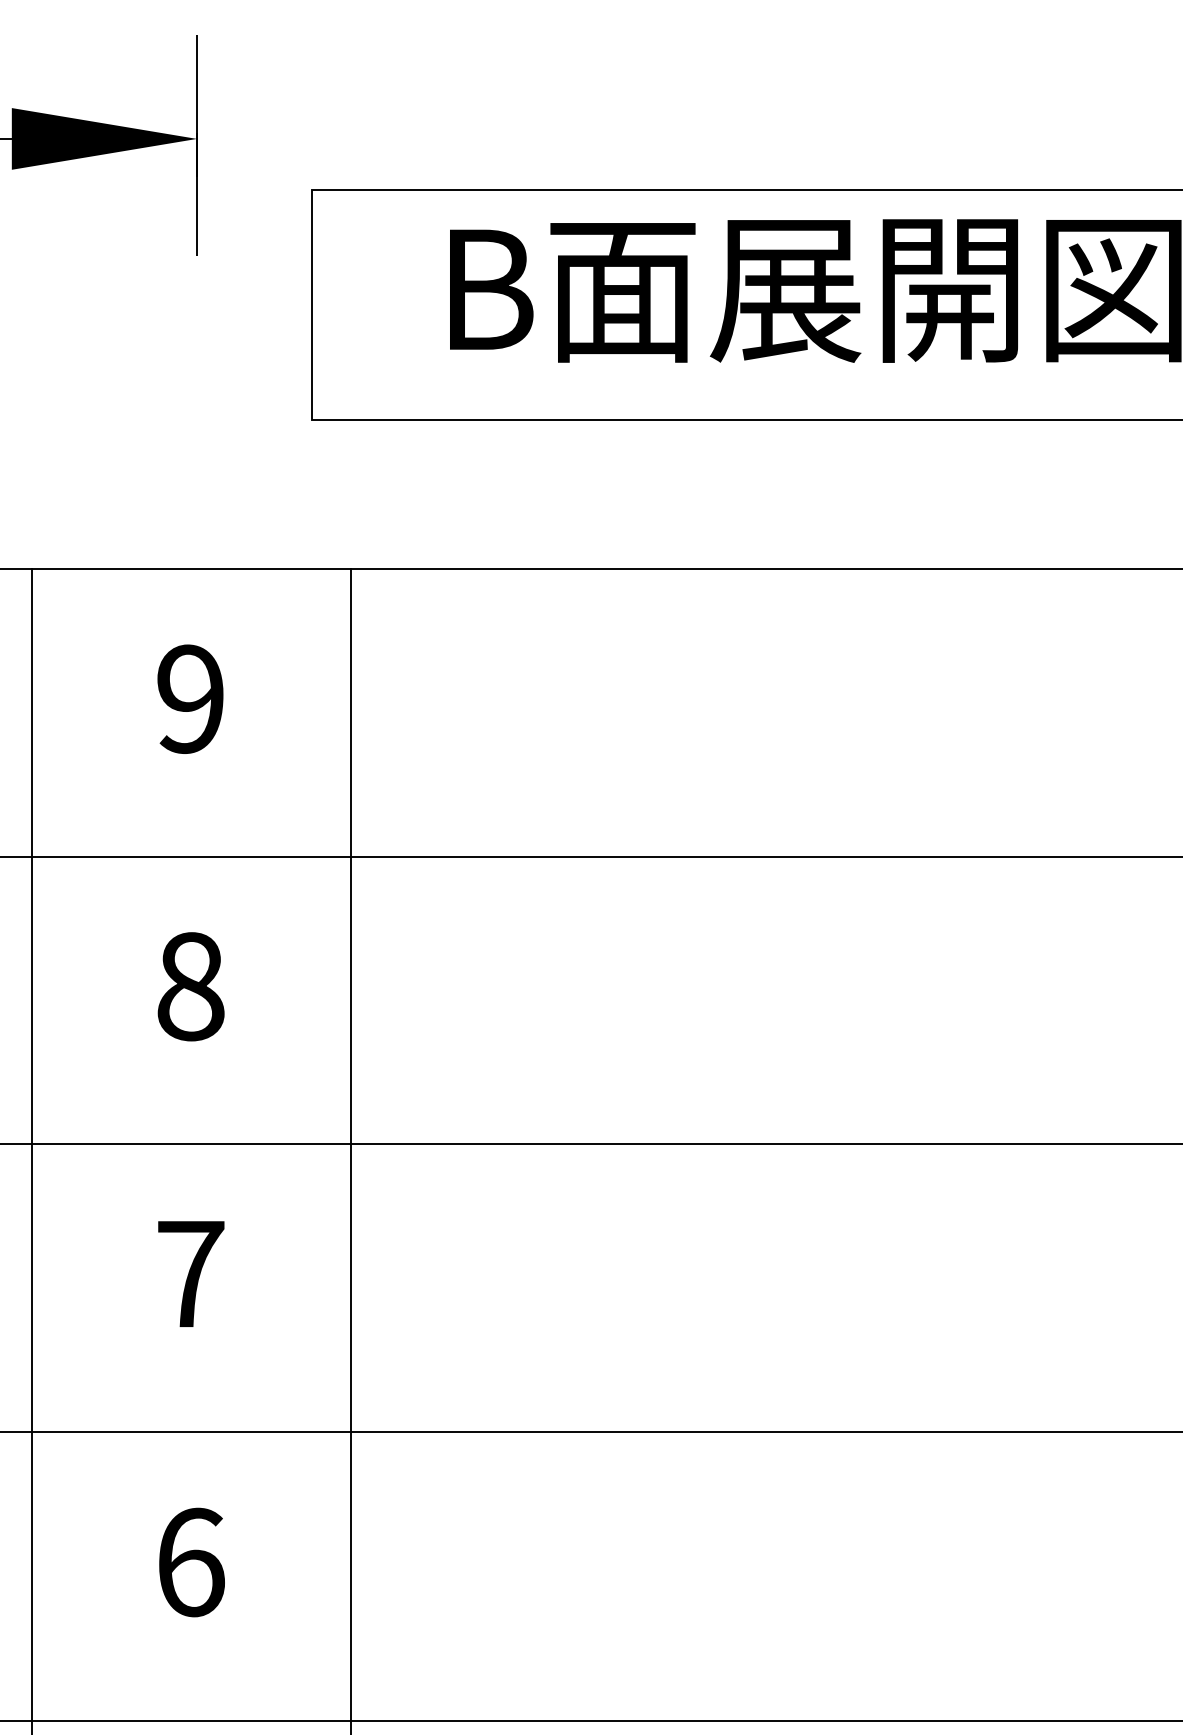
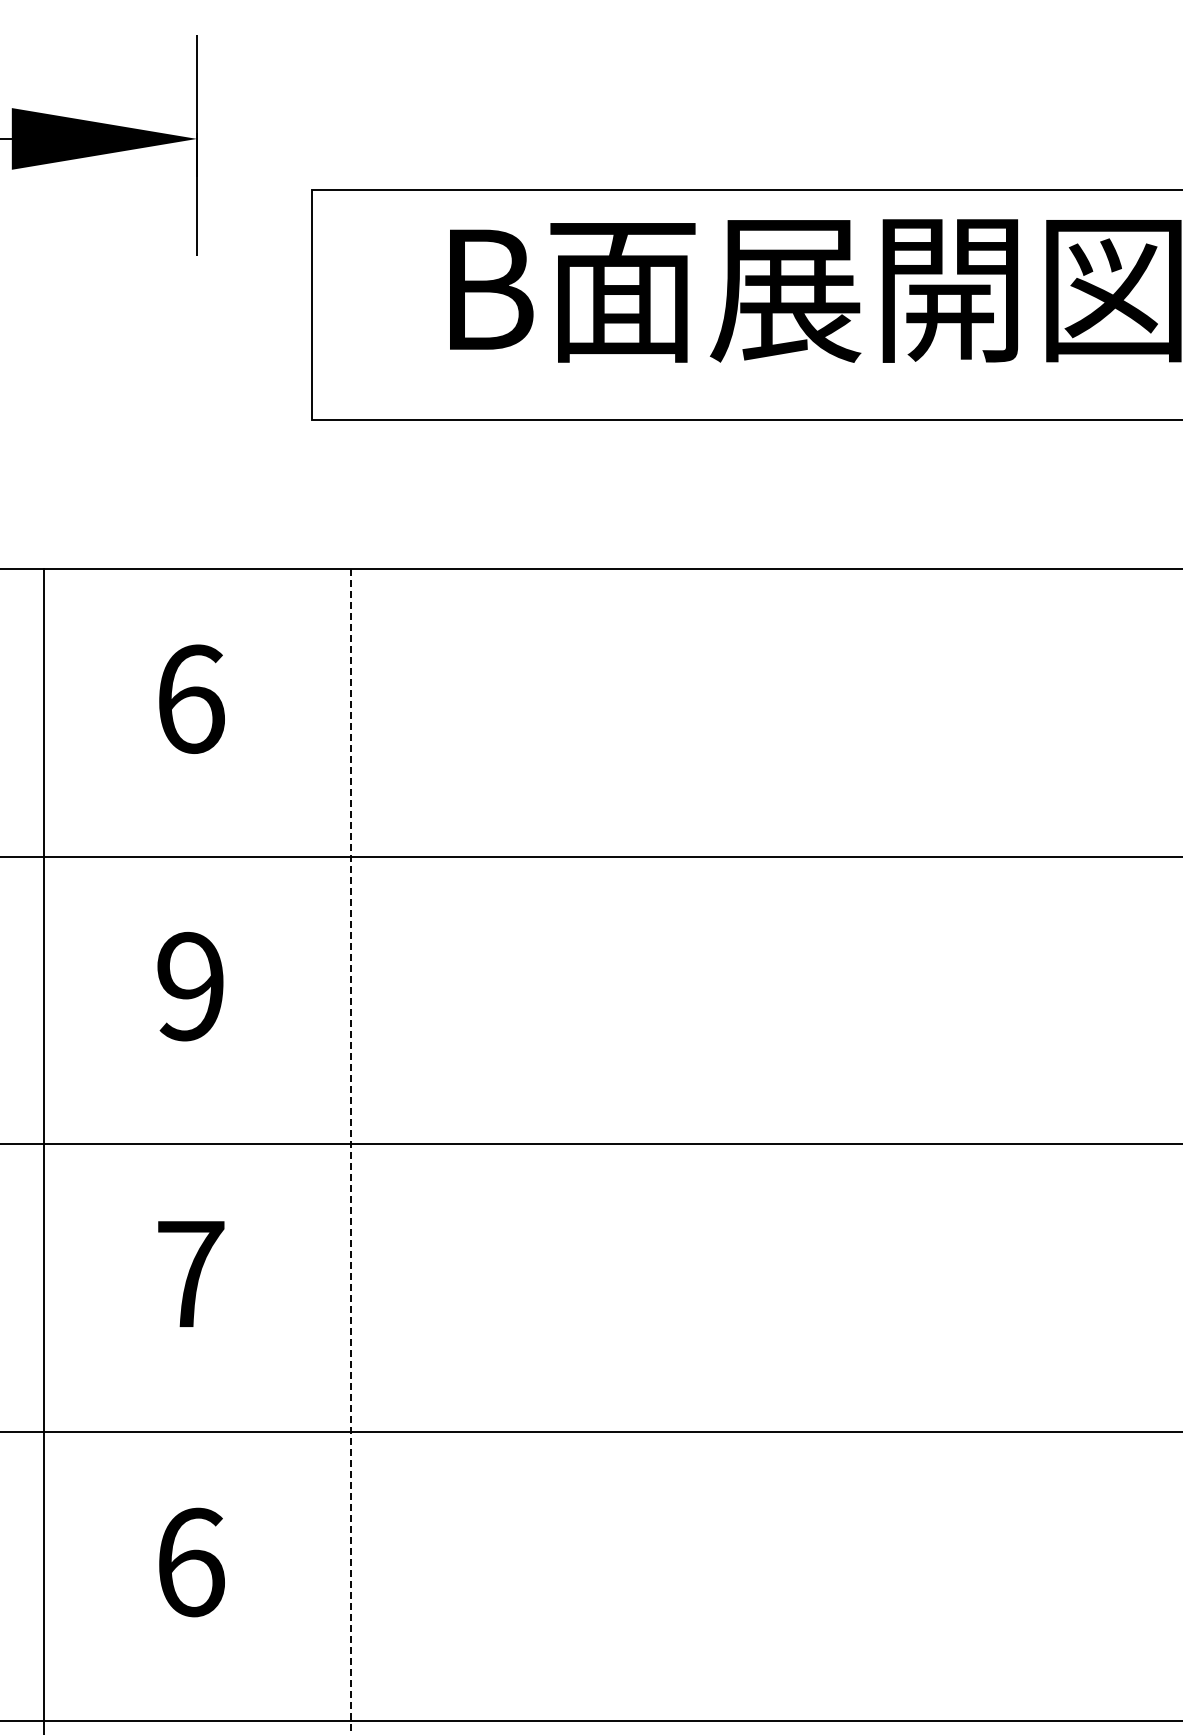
text: 9 -> 6 (190, 698)
text: 8 -> 9 (190, 986)
line position: (31, 1150) -> (43, 1150) (43, 1150)
line: solid -> dashed (350, 1152)
